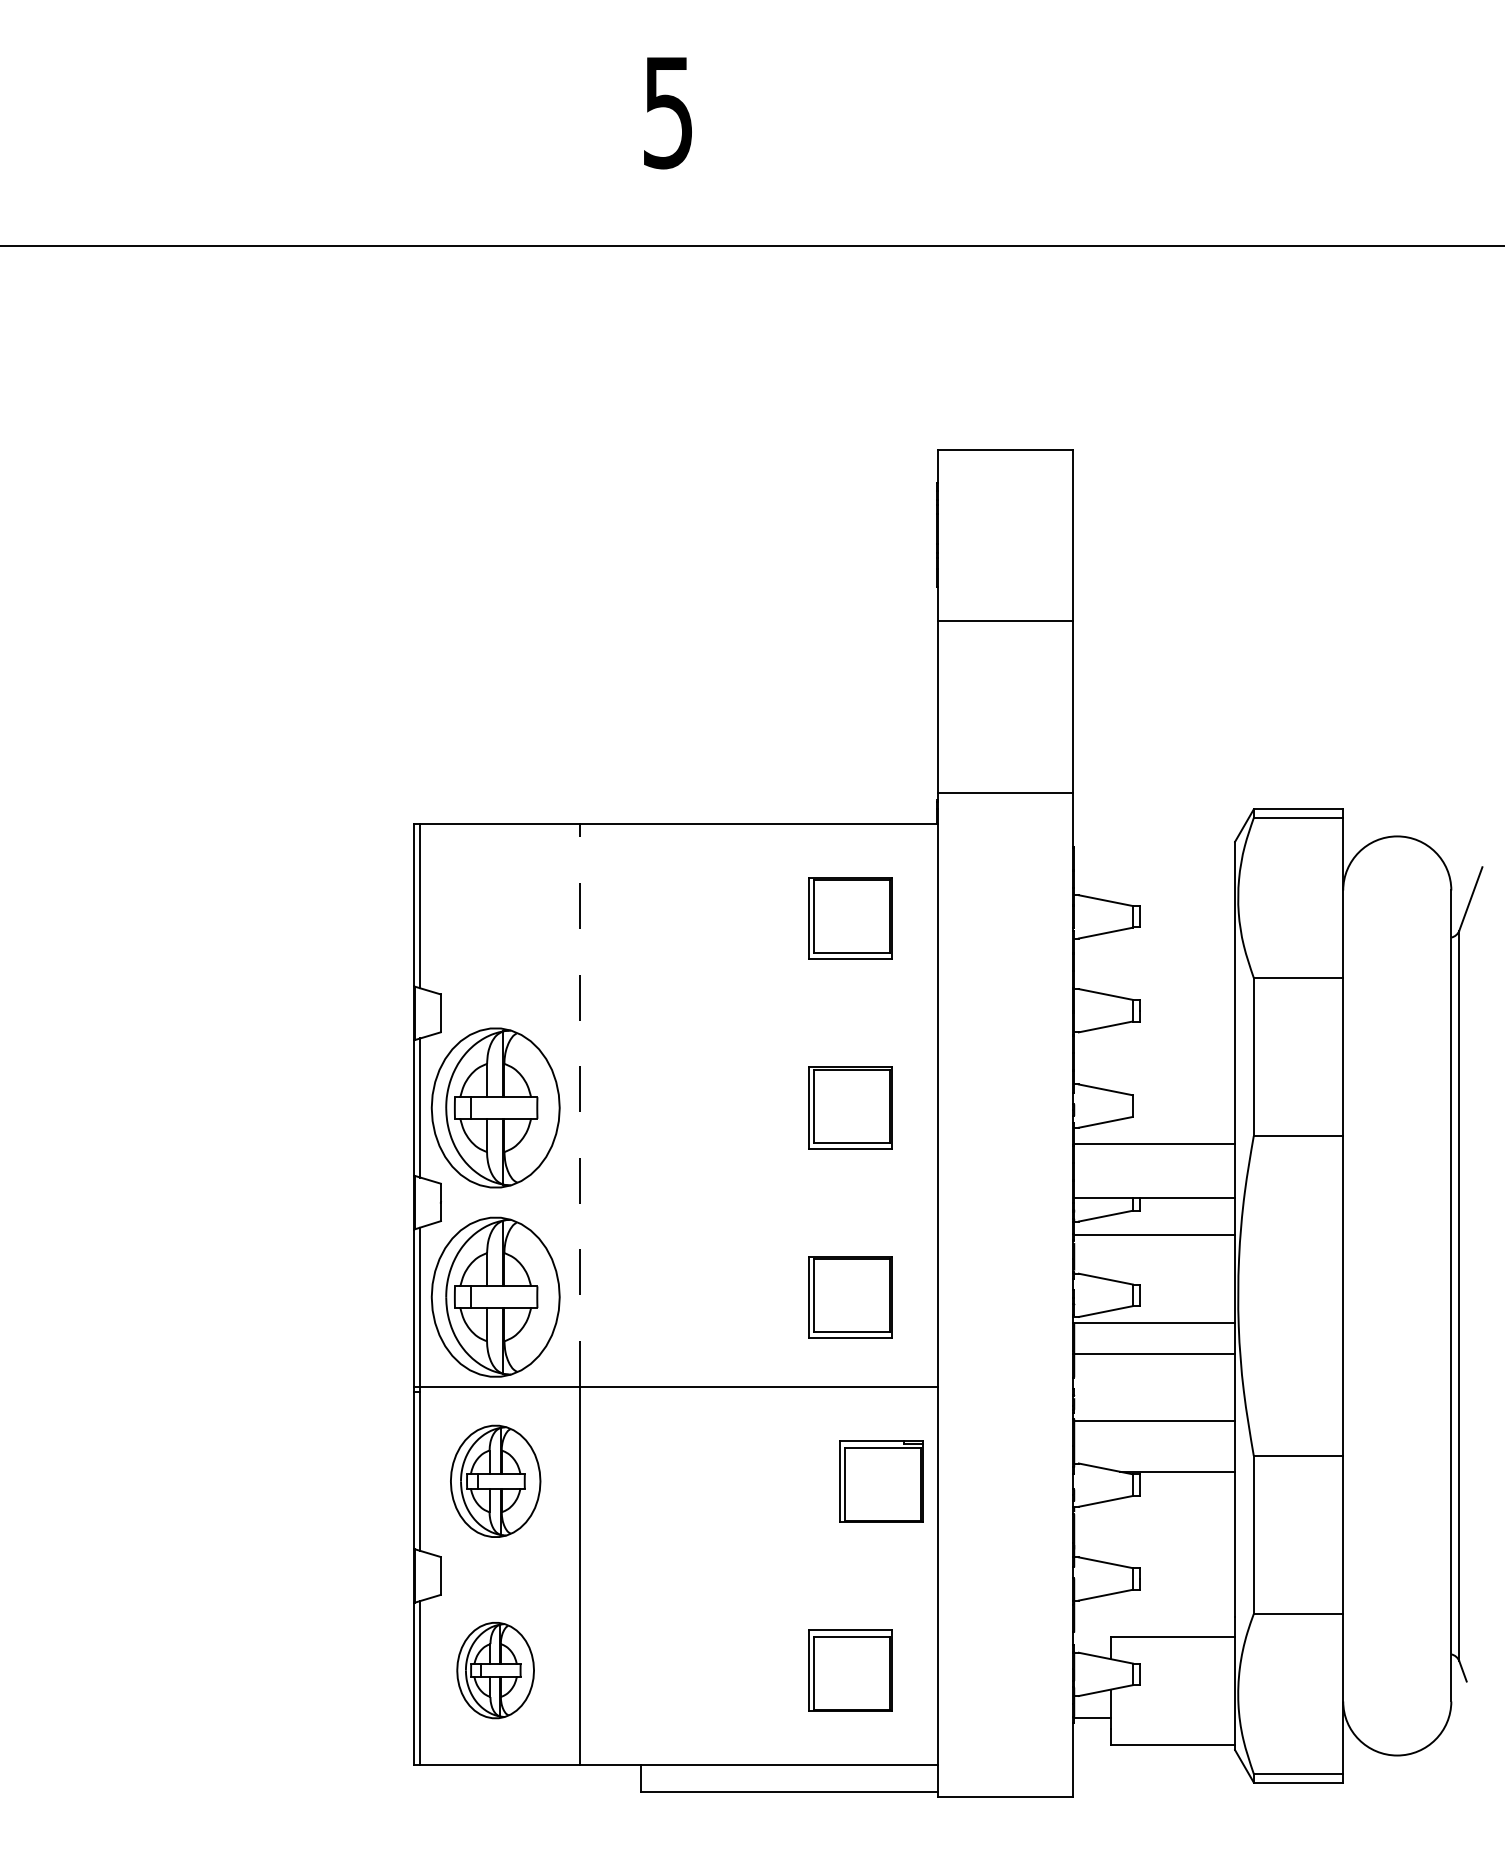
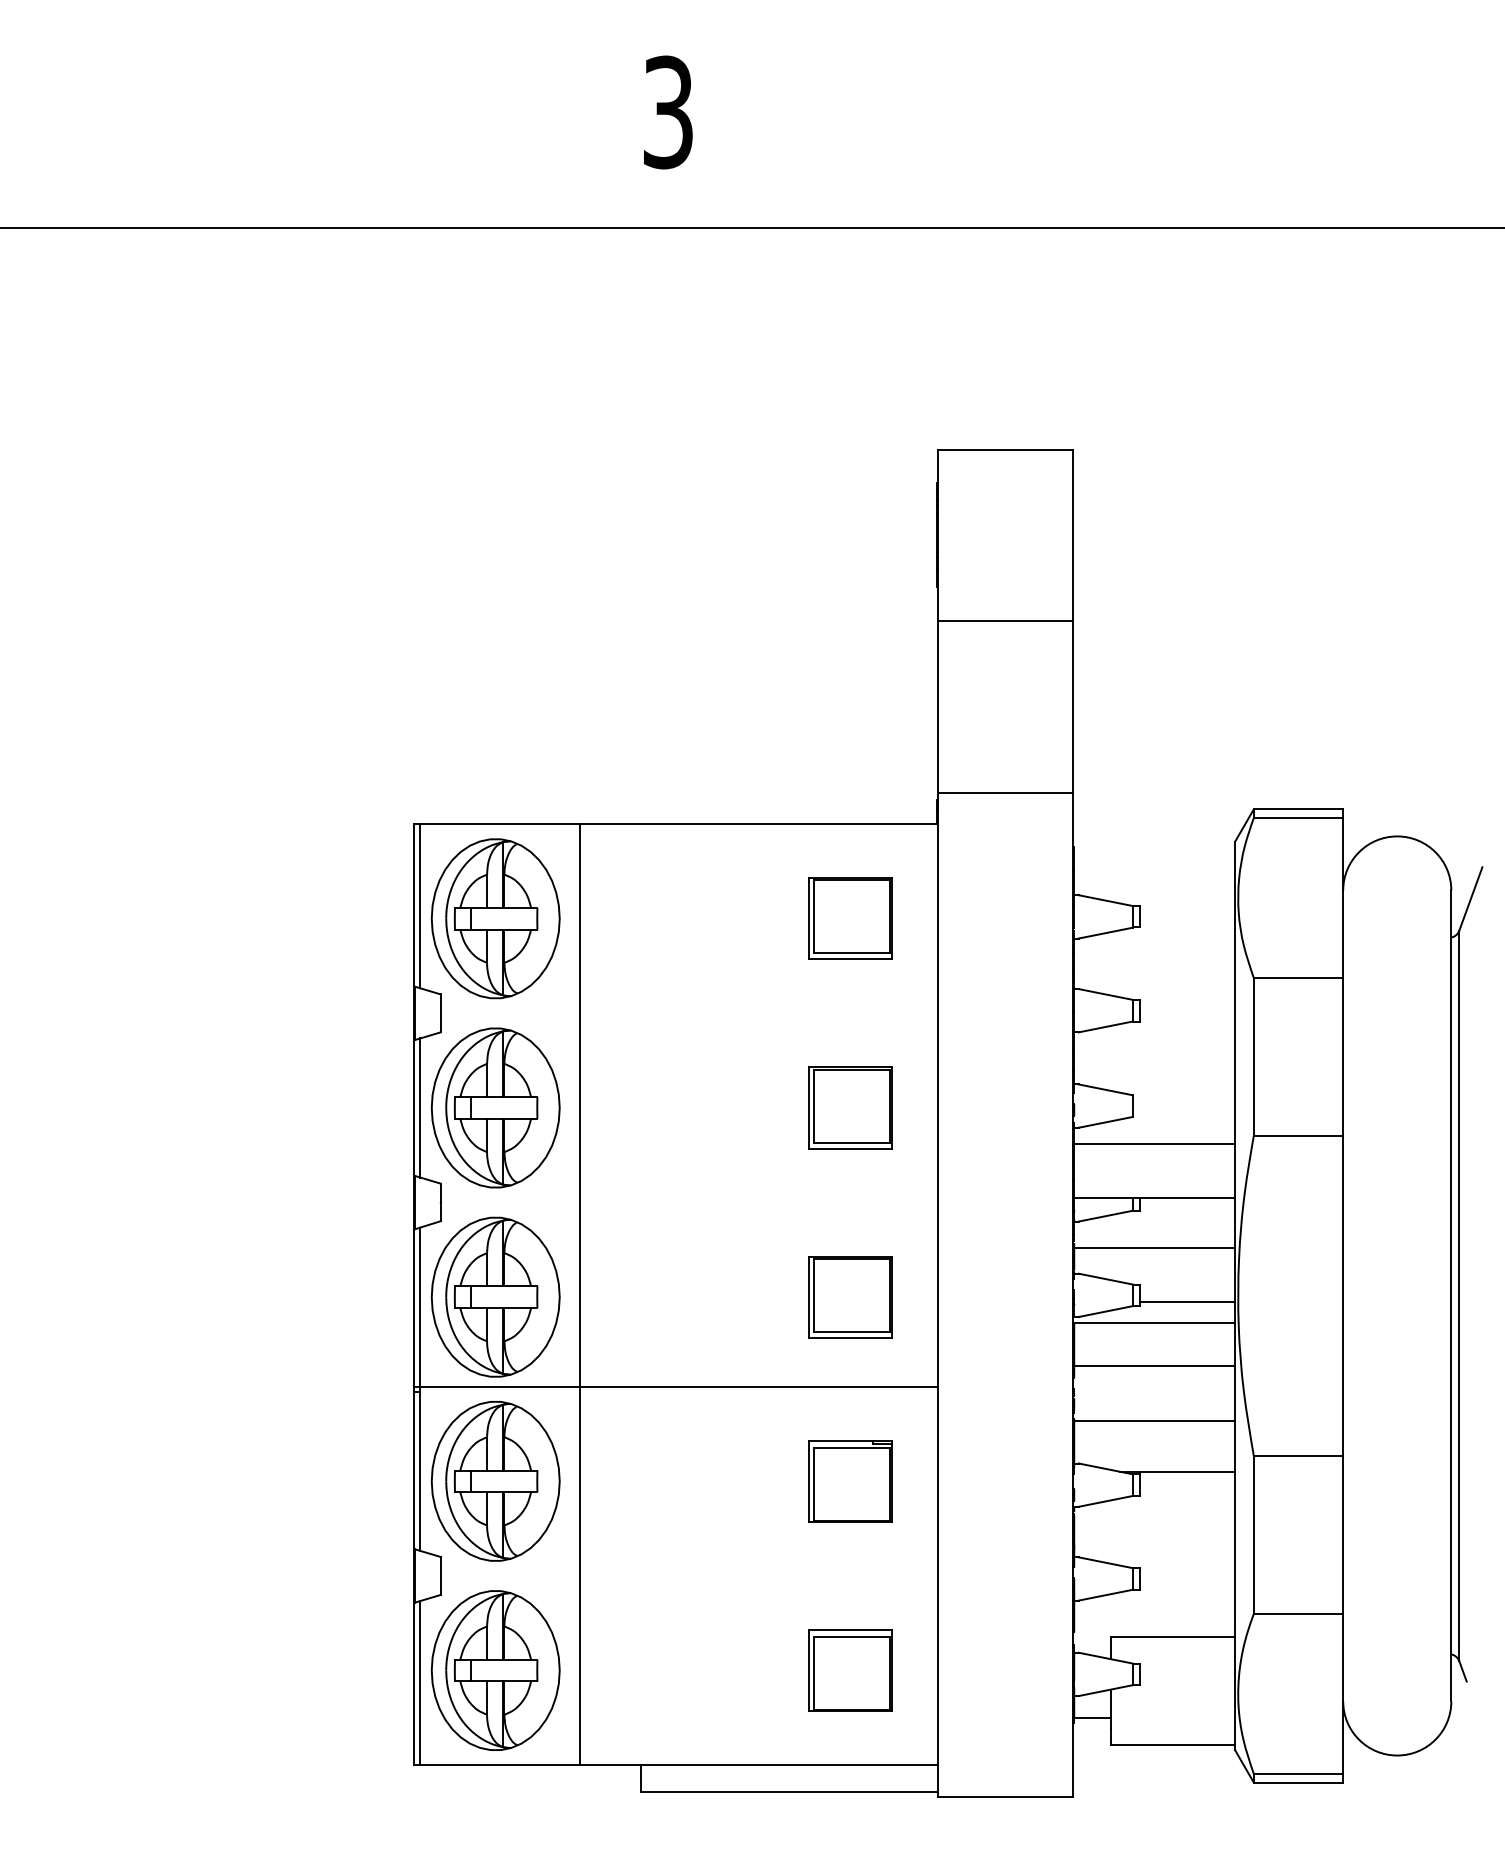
text: 5 -> 3 (668, 111)
line position: (751, 246) -> (751, 228) (751, 228)
part: none -> present (495, 918)
line: dashed -> solid (580, 1104)
line position: (1154, 1235) -> (1154, 1248) (1154, 1248)
line: none -> present (1187, 1302)
line position: (1153, 1354) -> (1153, 1366) (1153, 1366)
part size: 92x114 px -> 131x161 px (495, 1481)
part position: (881, 1481) -> (850, 1481) (850, 1481)
part size: 79x98 px -> 131x161 px (495, 1670)
